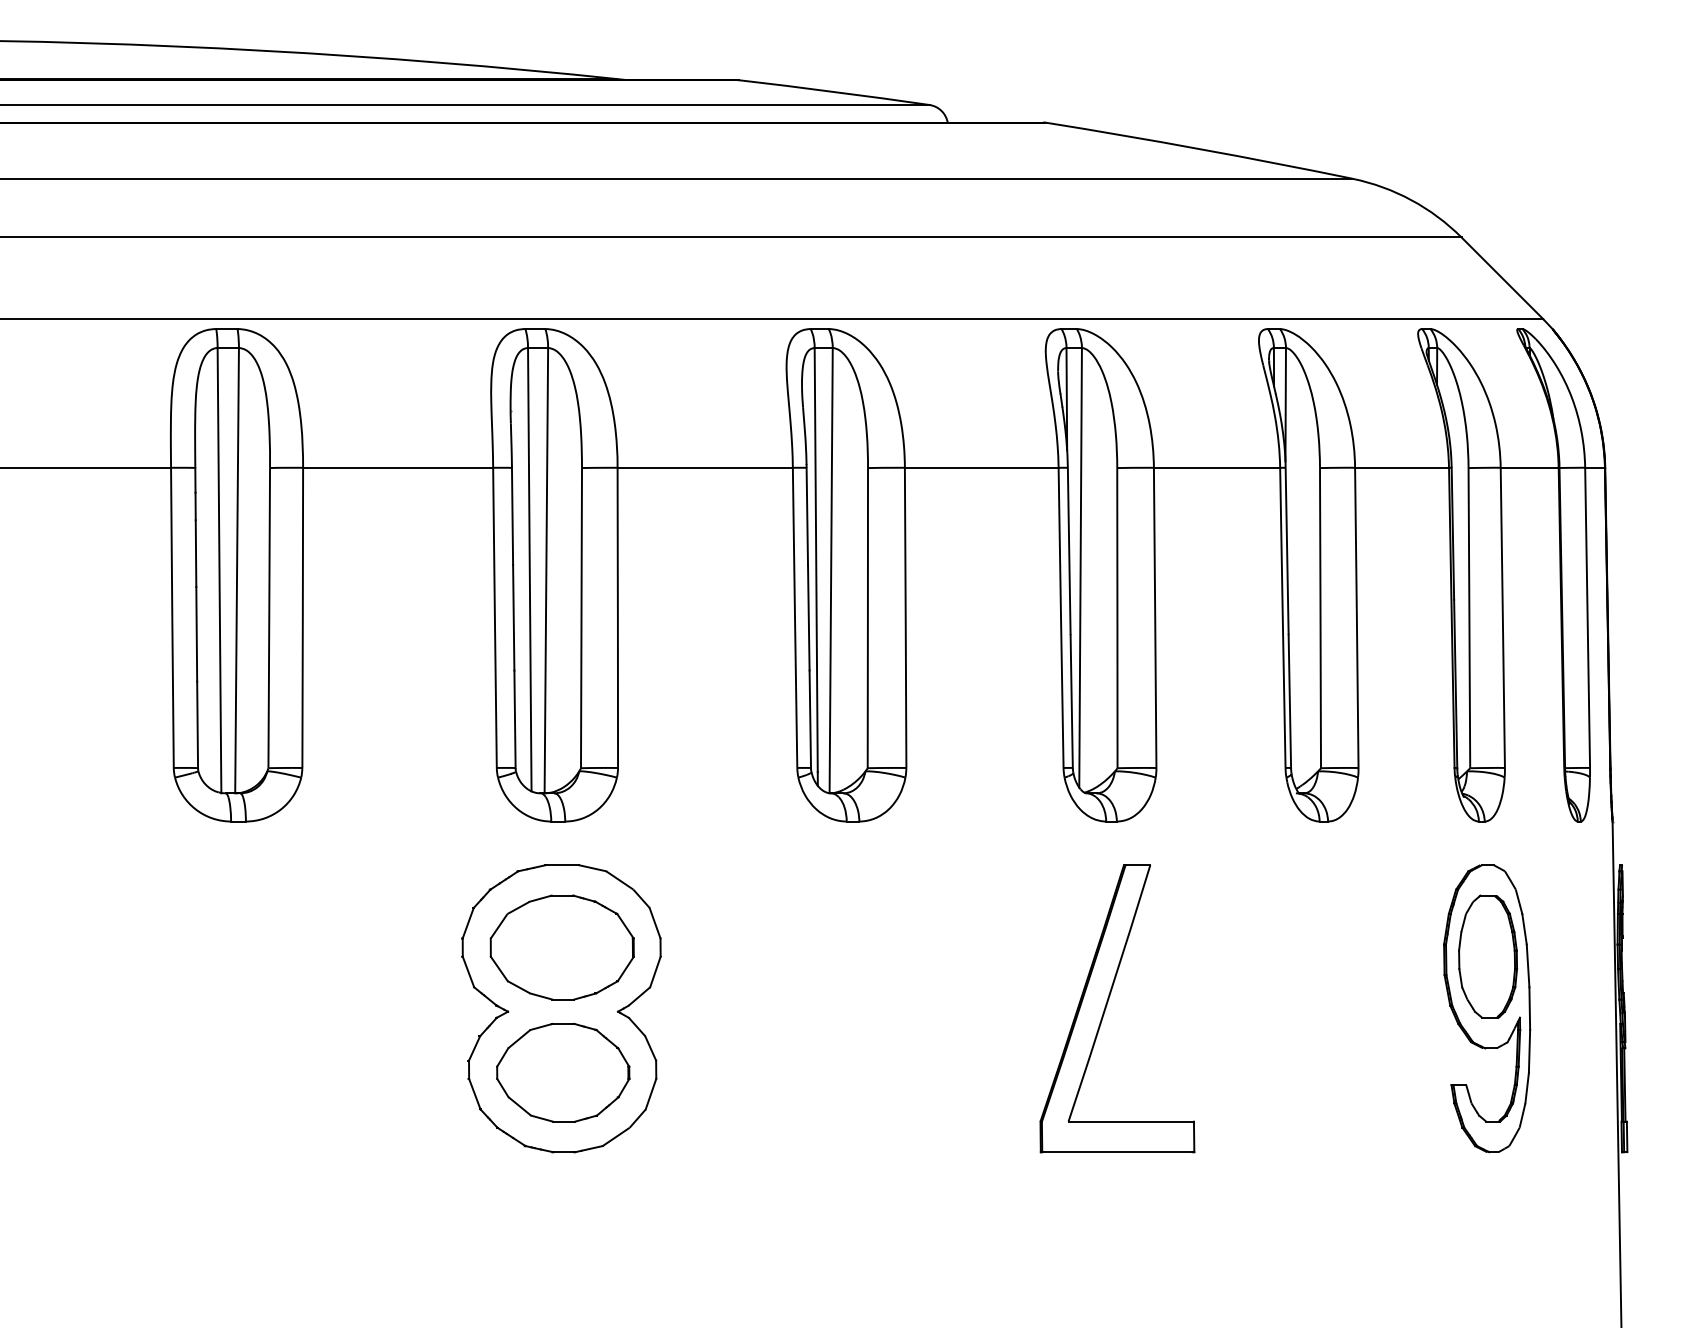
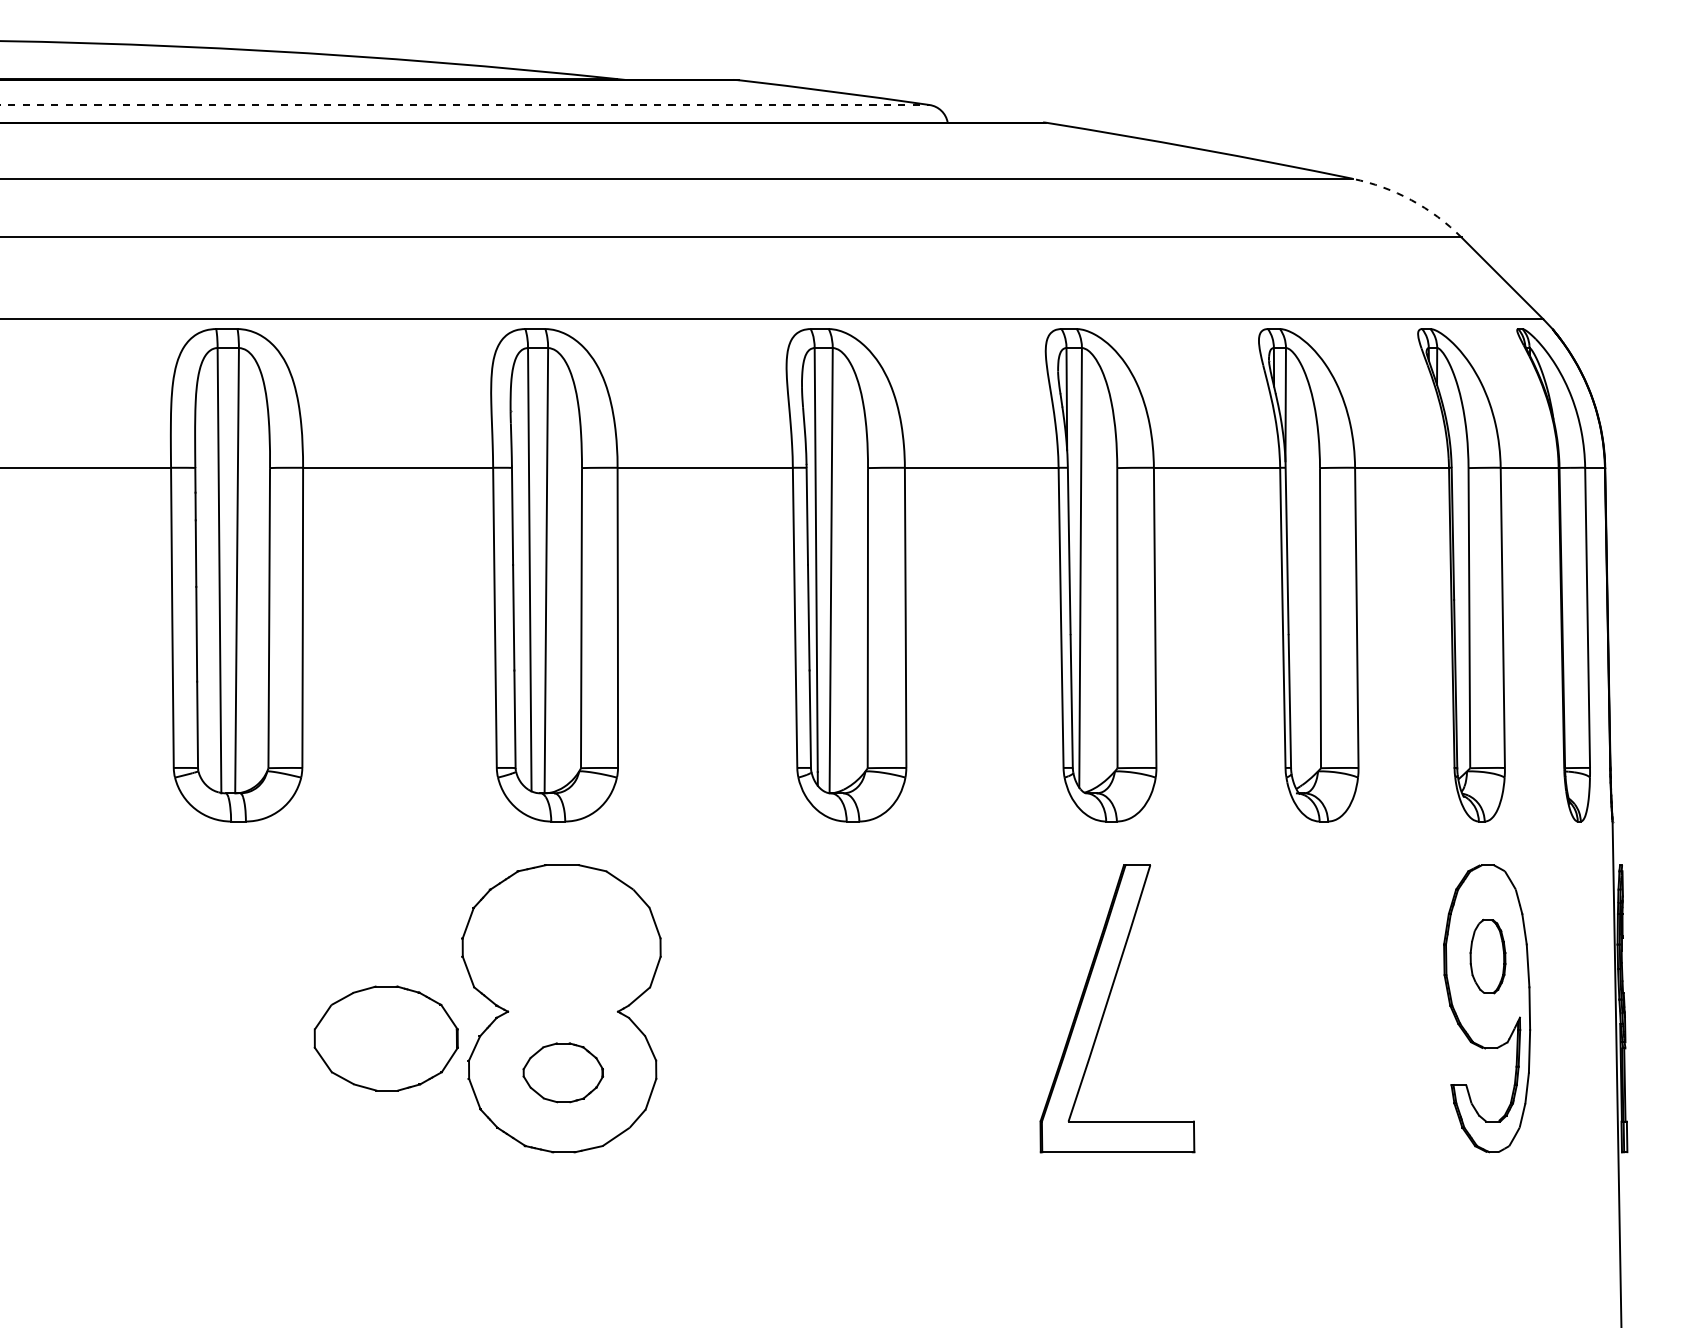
line: solid -> dashed (465, 105)
arc: solid -> dashed (1411, 200)
part position: (561, 947) -> (385, 1038) (385, 1038)
part size: 60x125 px -> 38x77 px (1487, 956)
part size: 135x100 px -> 83x62 px (563, 1072)
